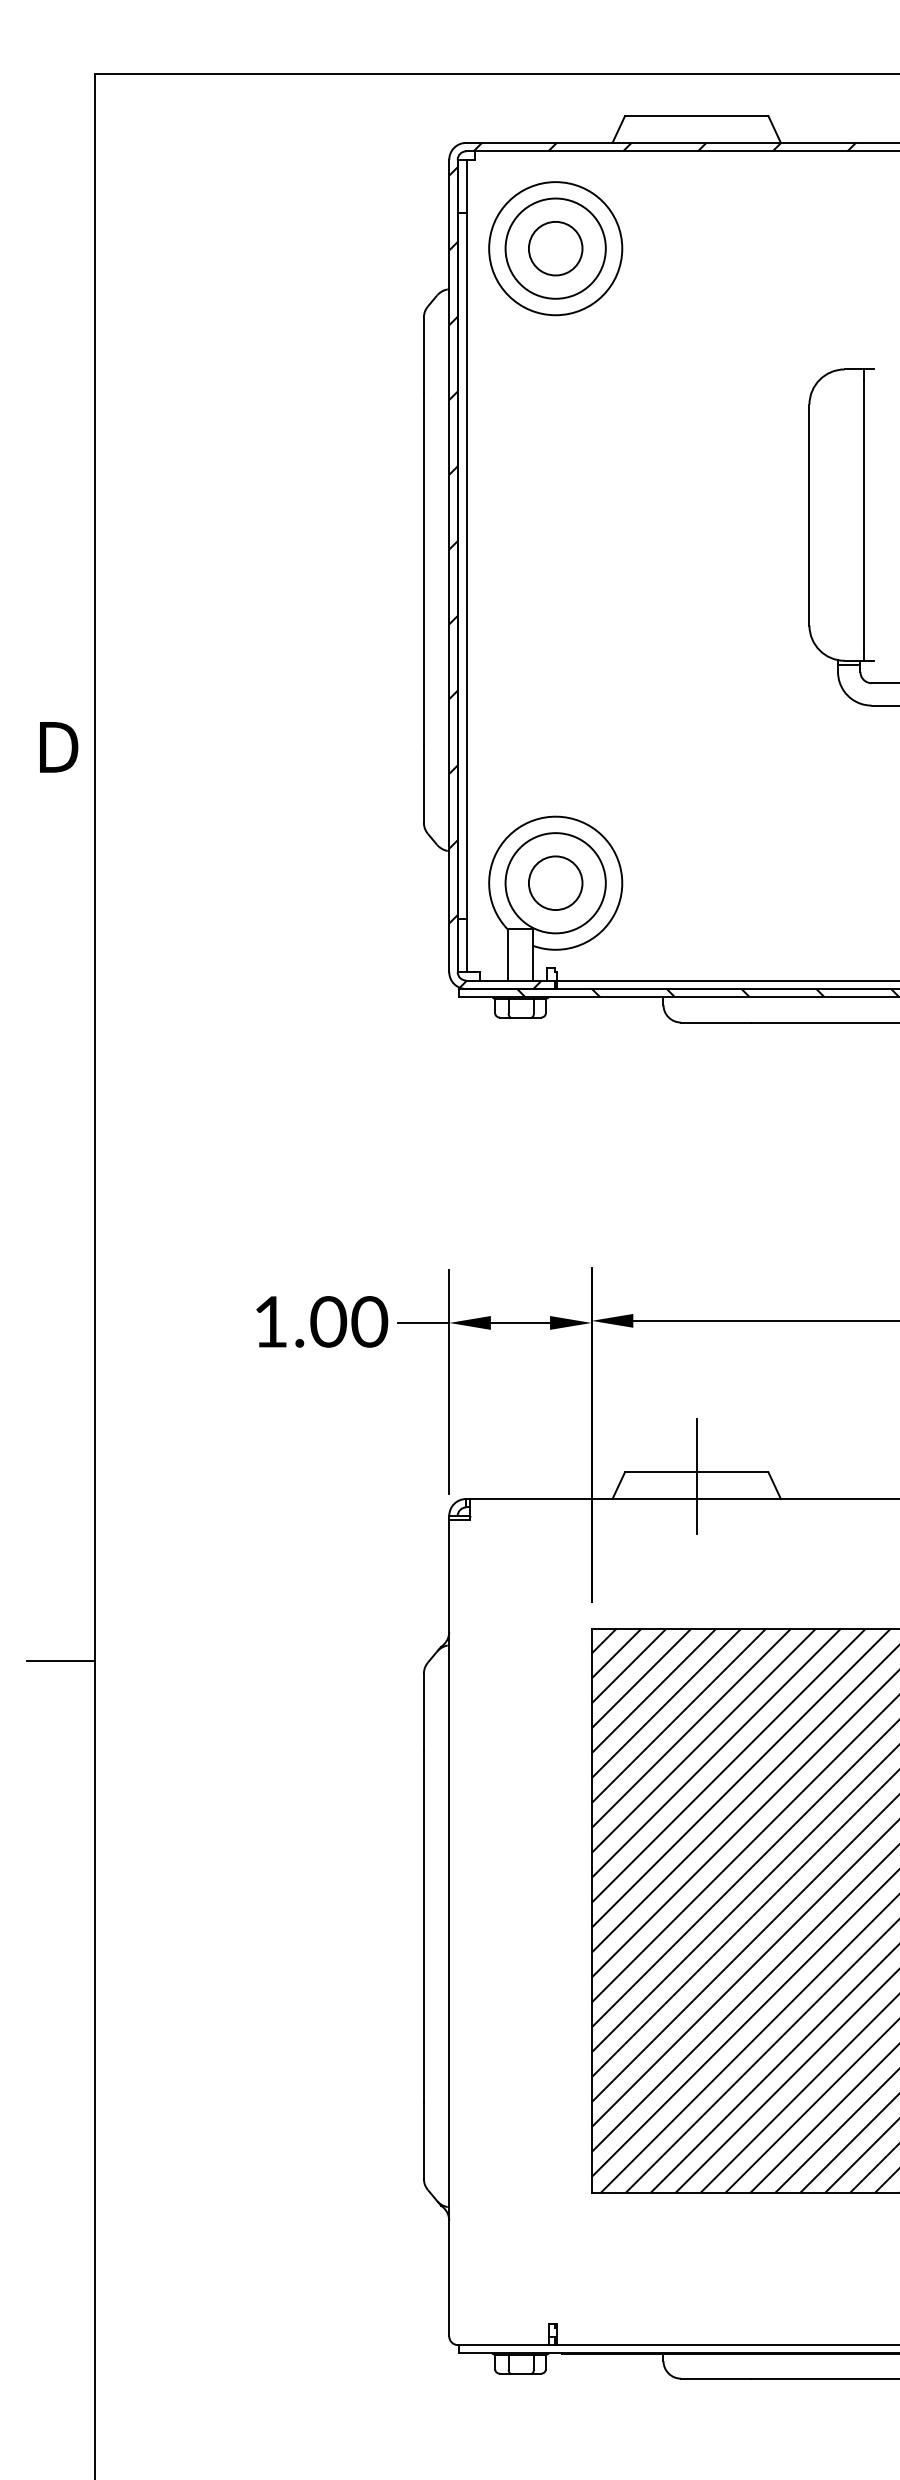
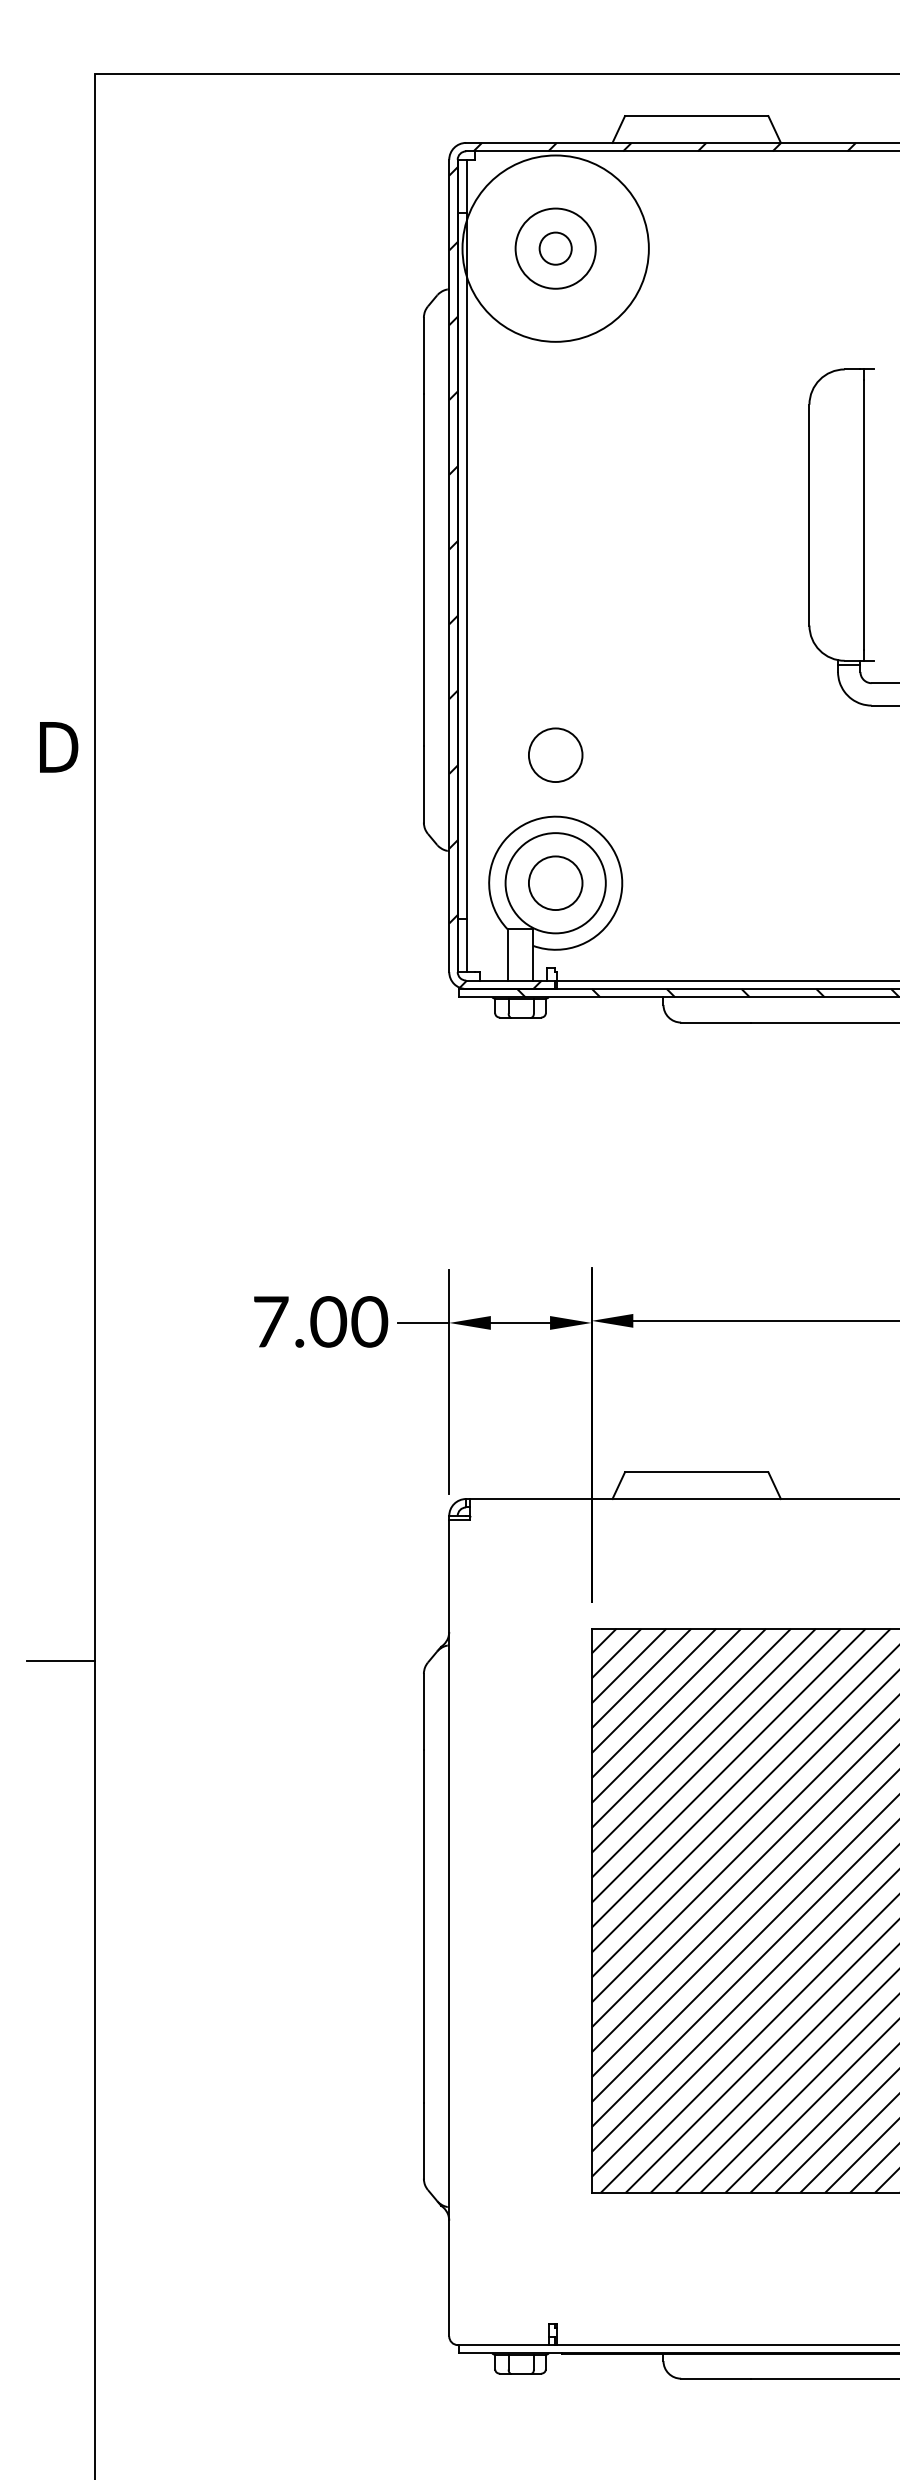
circle diameter: 100 px -> 80 px (555, 248)
circle diameter: 133 px -> 186 px (555, 248)
circle diameter: 54 px -> 32 px (555, 248)
circle: none -> present (555, 754)
text: 1.00 -> 7.00 (271, 1321)
line: present -> none (696, 1476)
